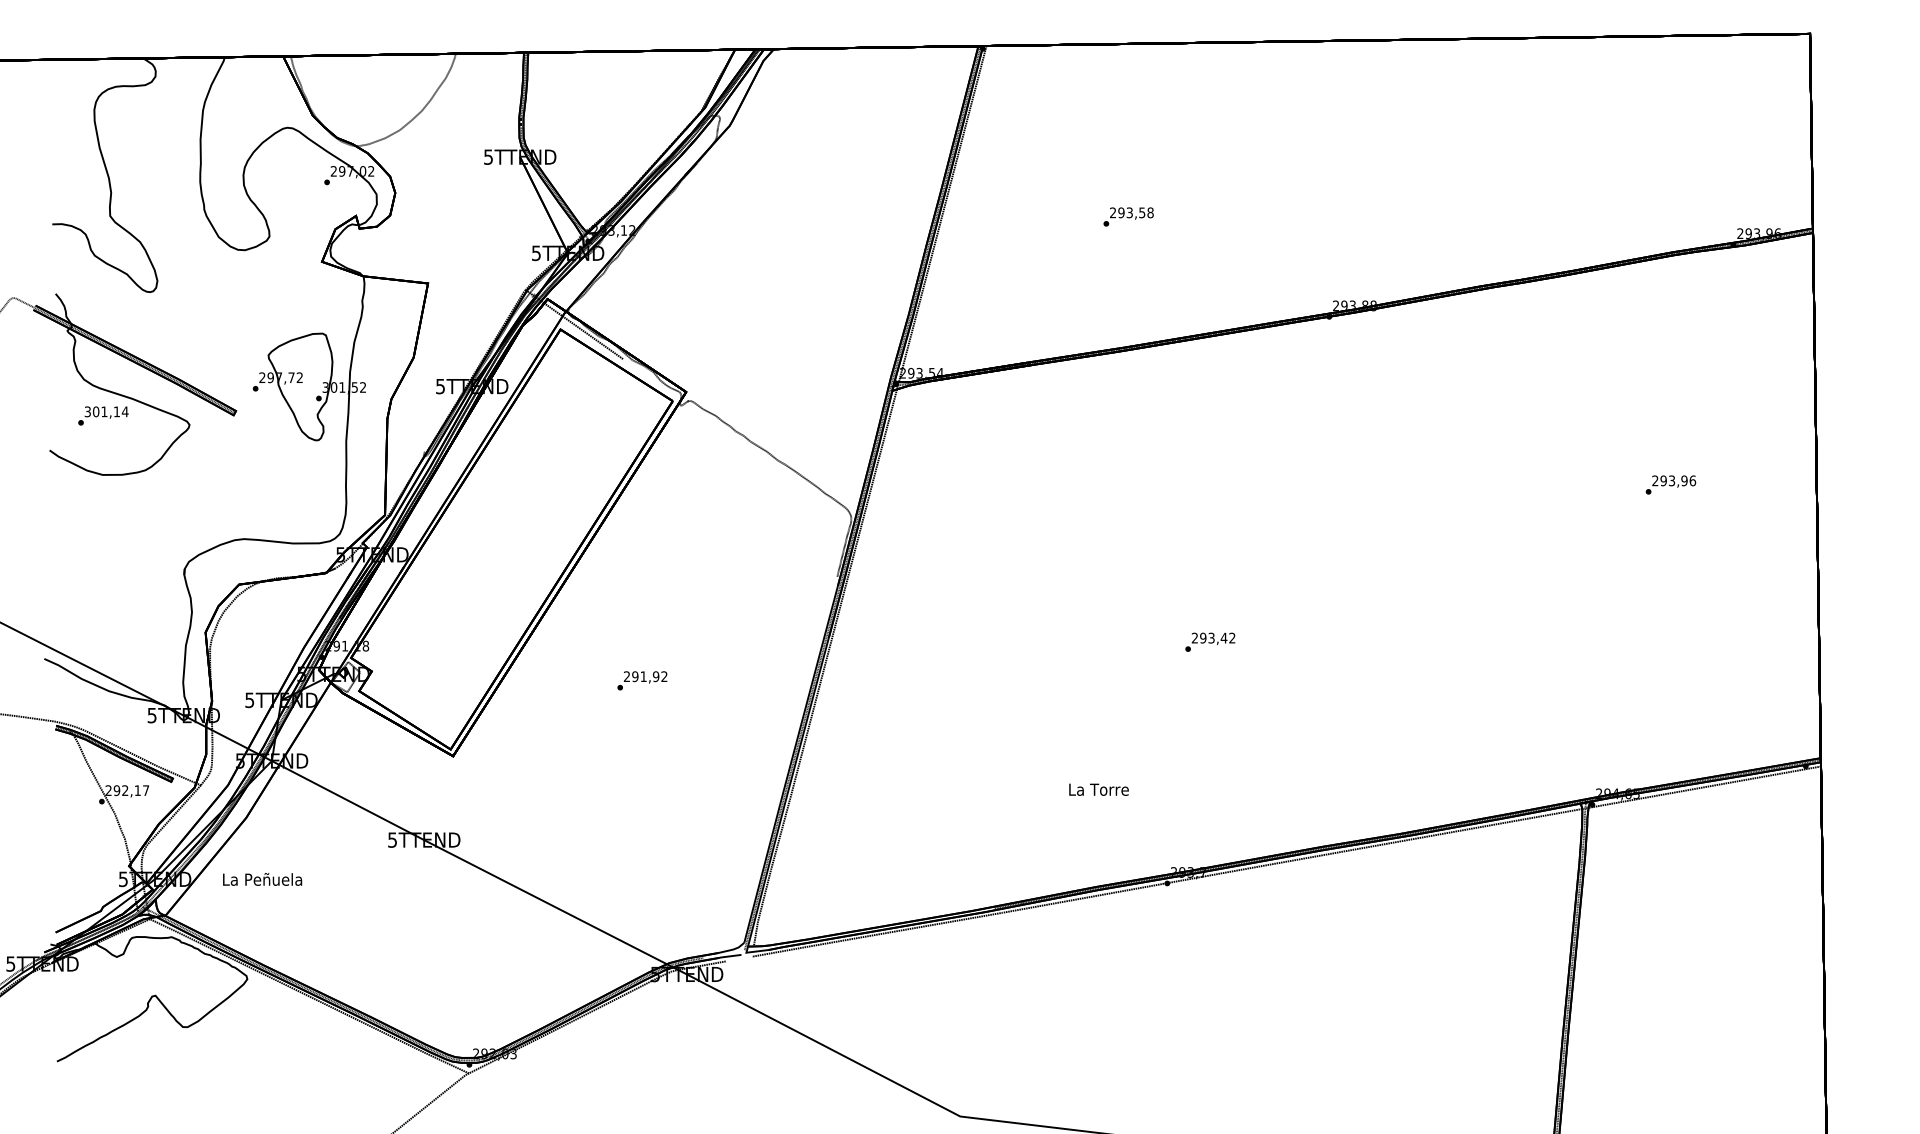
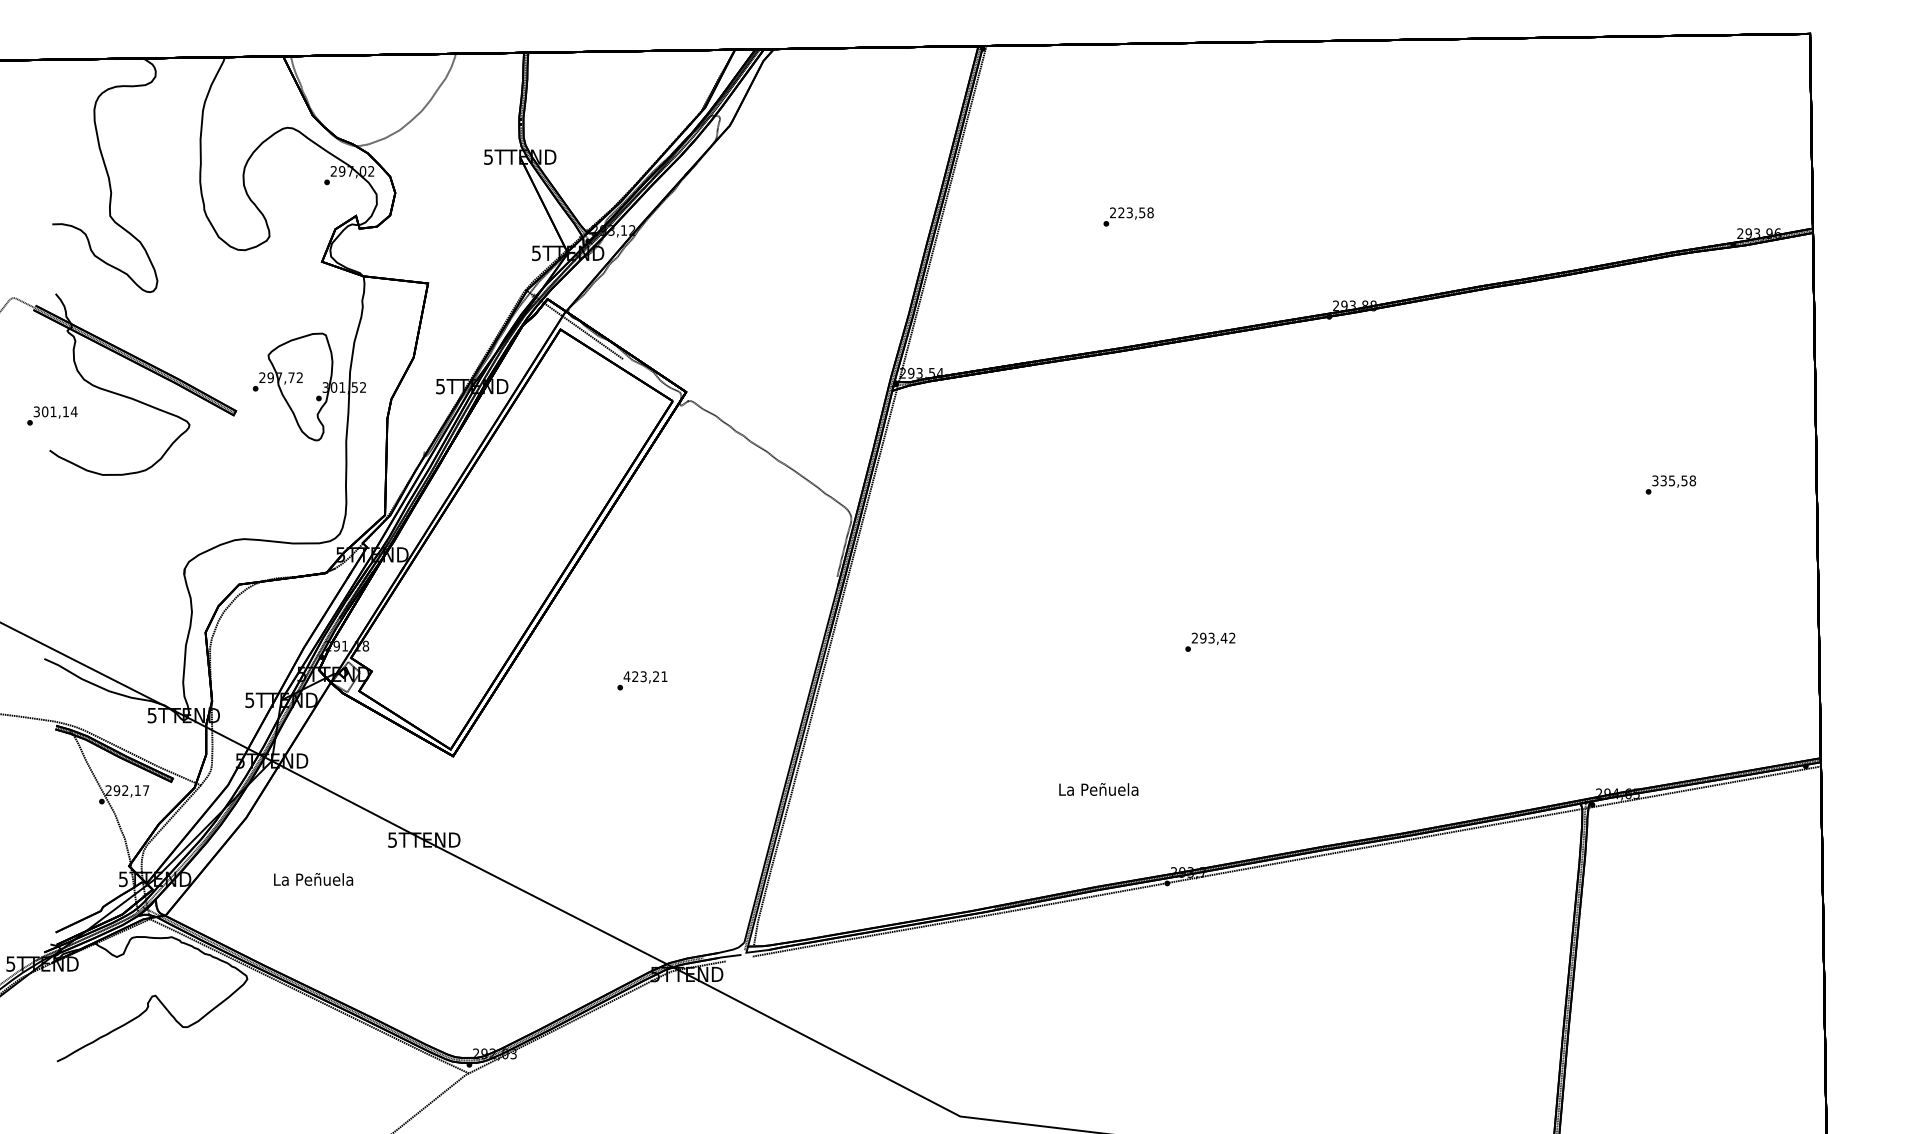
text: 293,58 -> 223,58 (1121, 212)
text position: (103, 415) -> (52, 415) (52, 415)
text: 293,96 -> 335,58 (1674, 480)
text: 291,92 -> 423,21 (645, 676)
text: La Torre -> La Peñuela (1098, 789)
text position: (262, 879) -> (313, 879) (313, 879)
